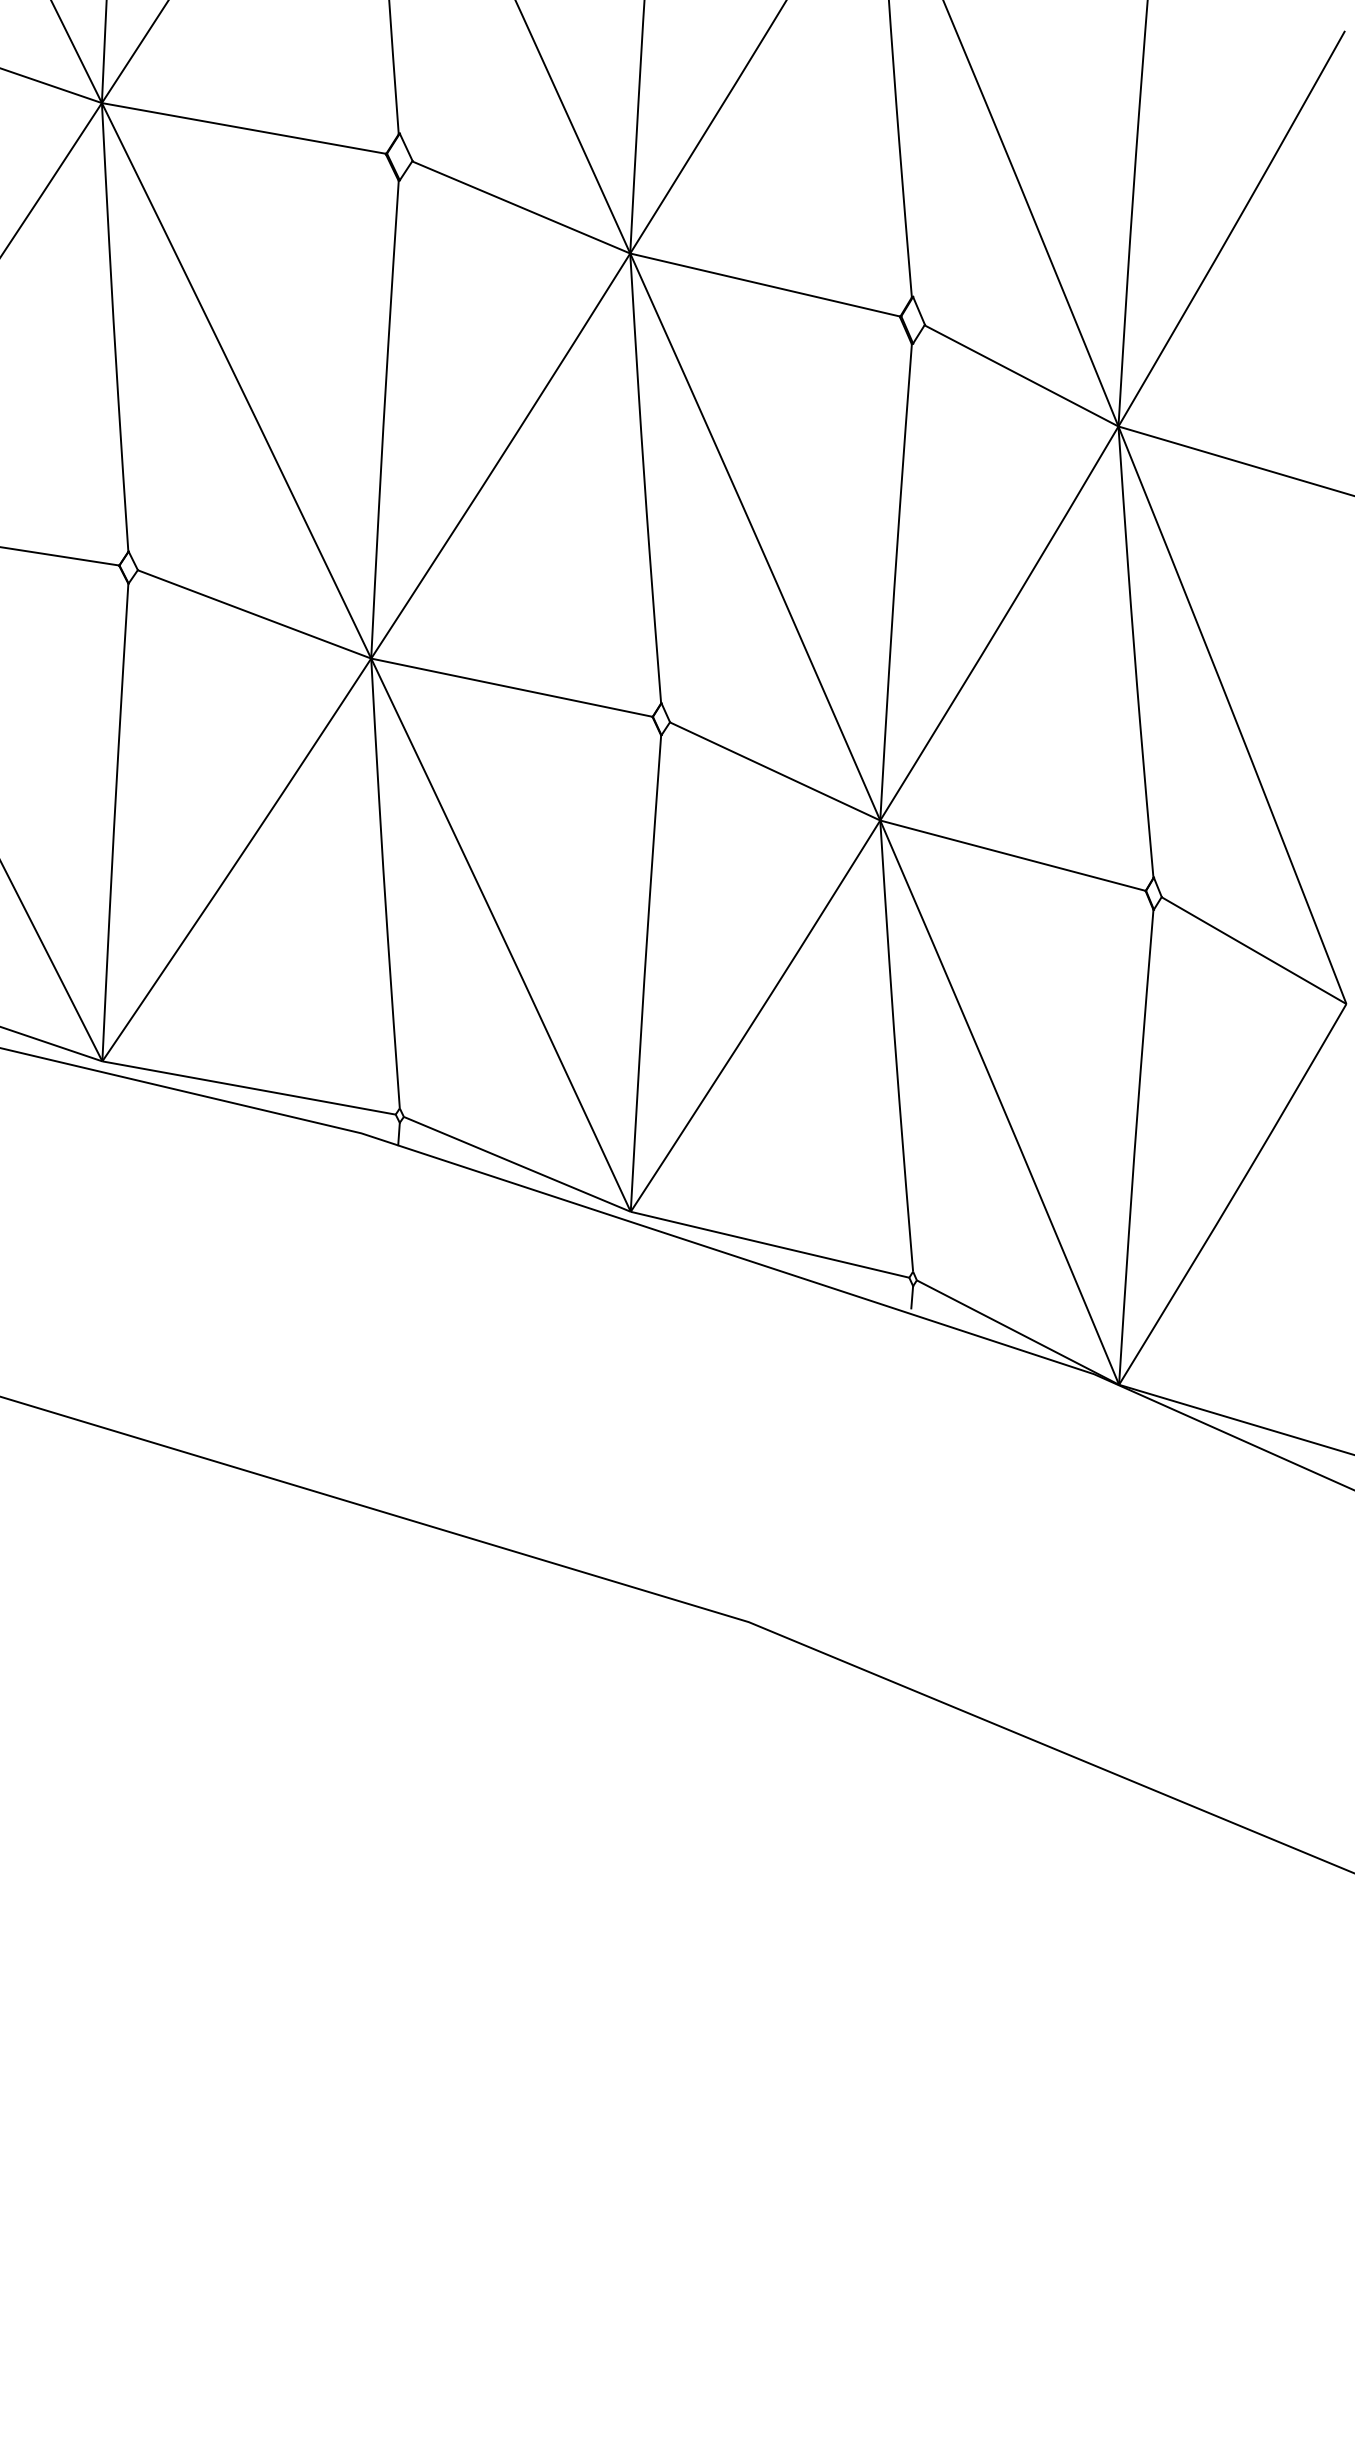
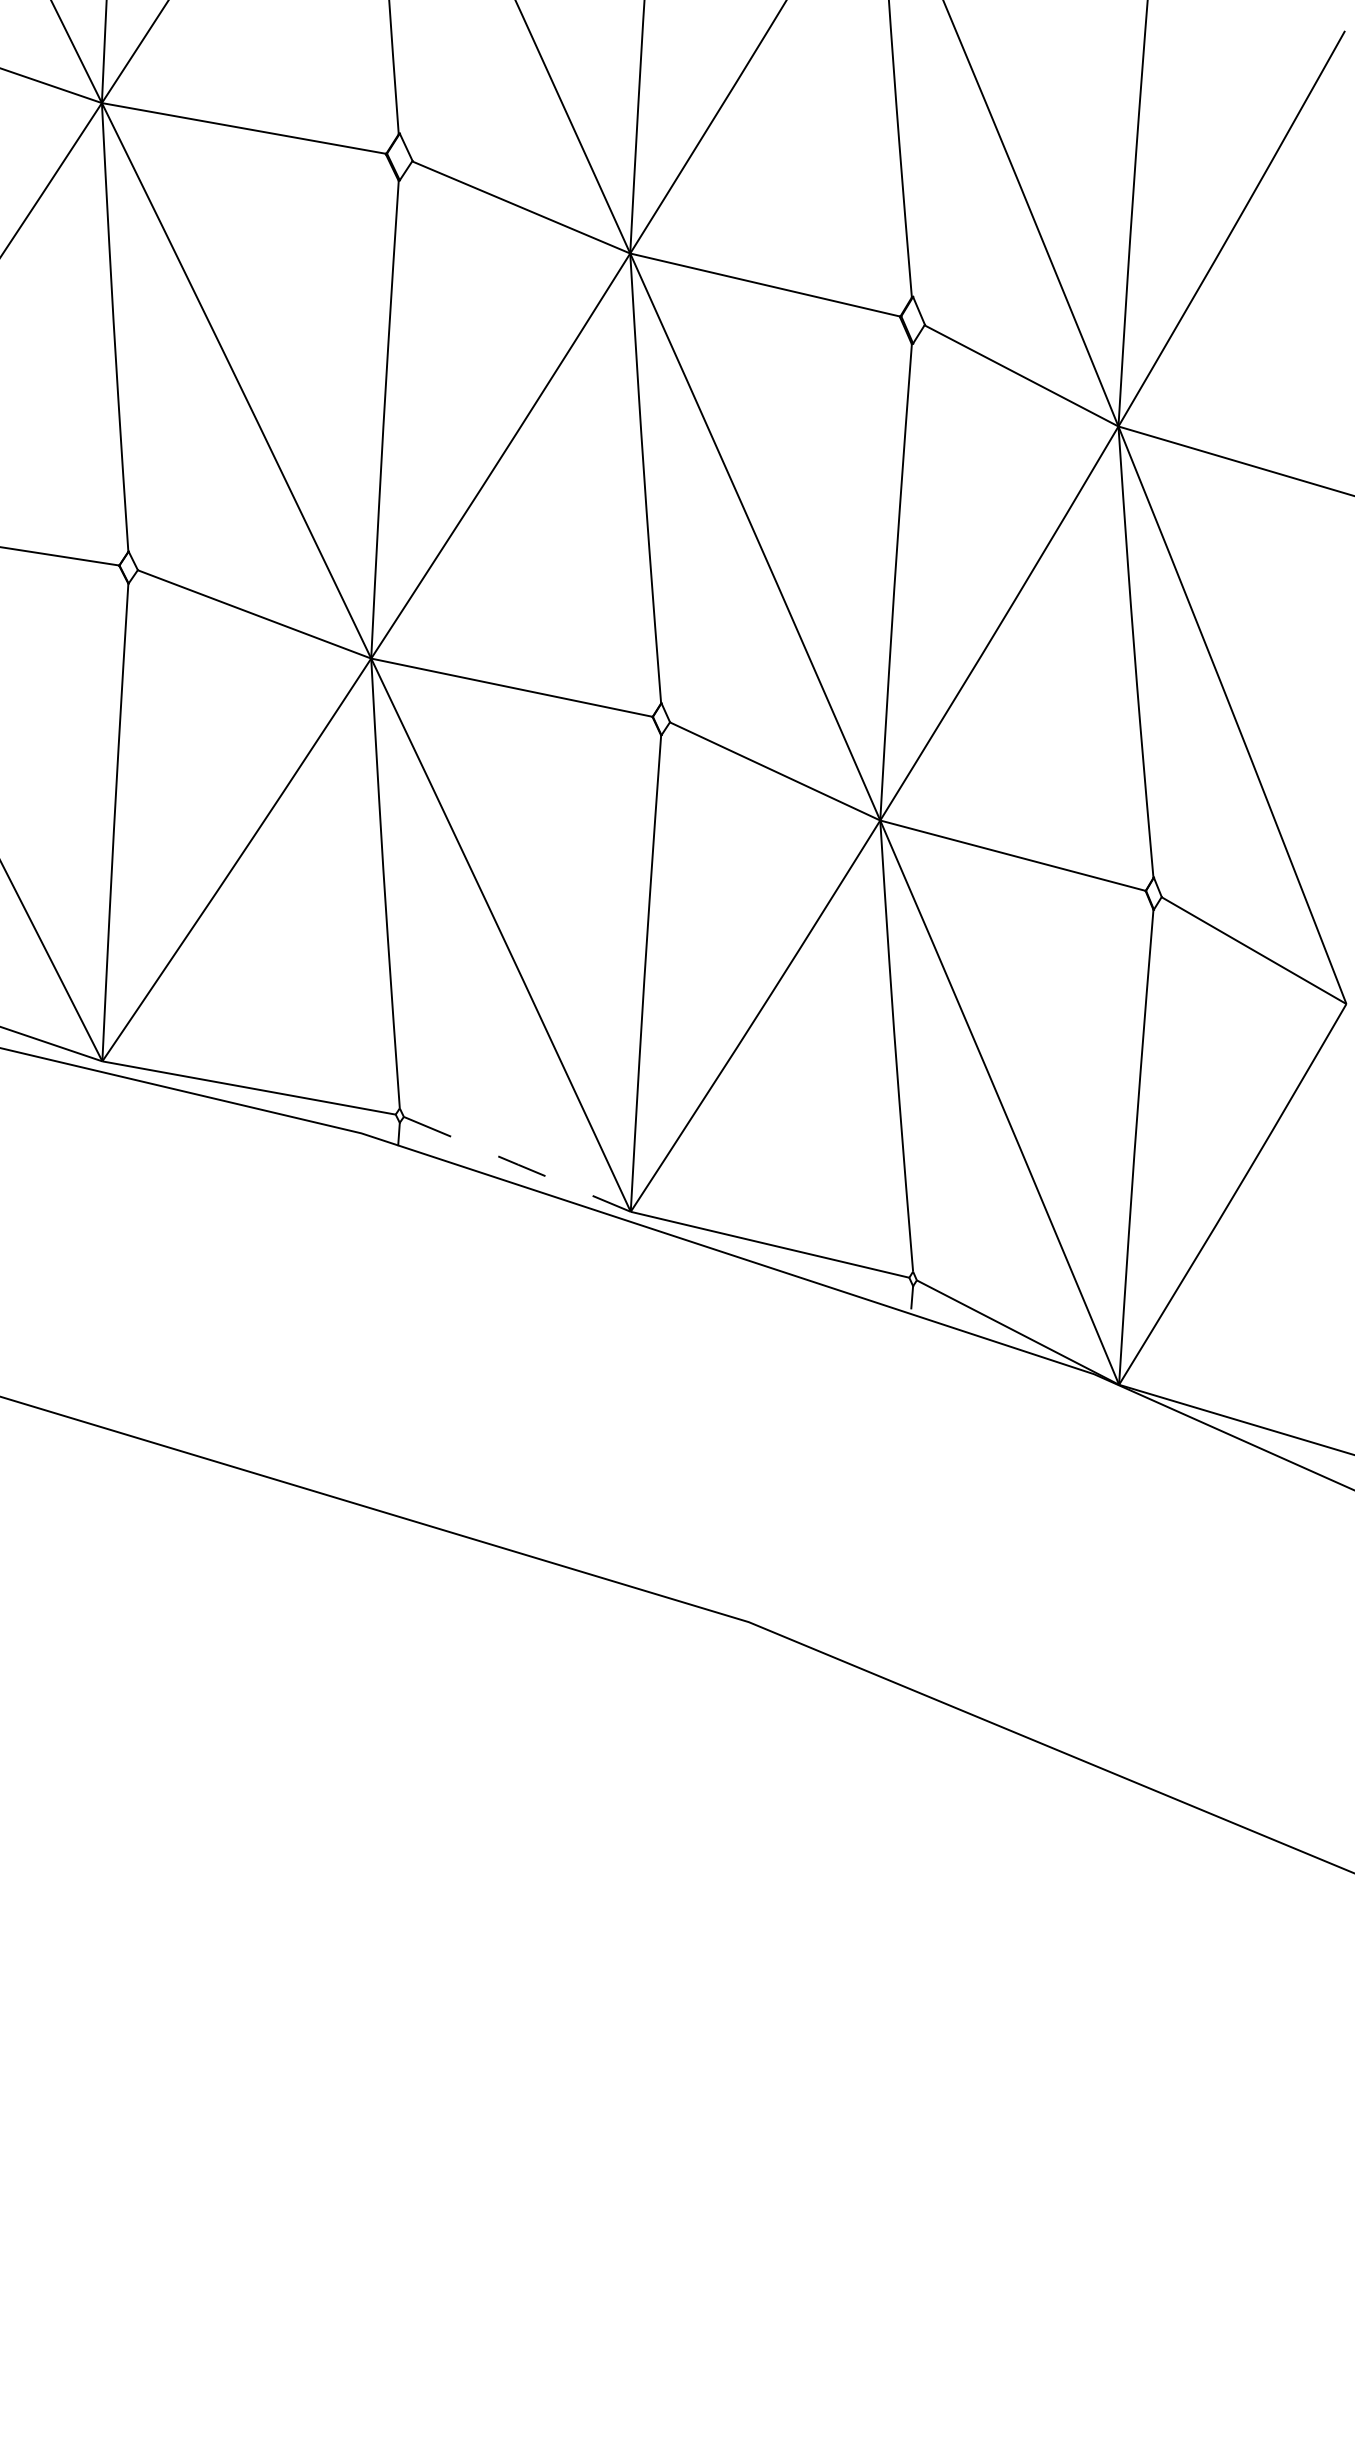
line: solid -> dashed (518, 1164)
